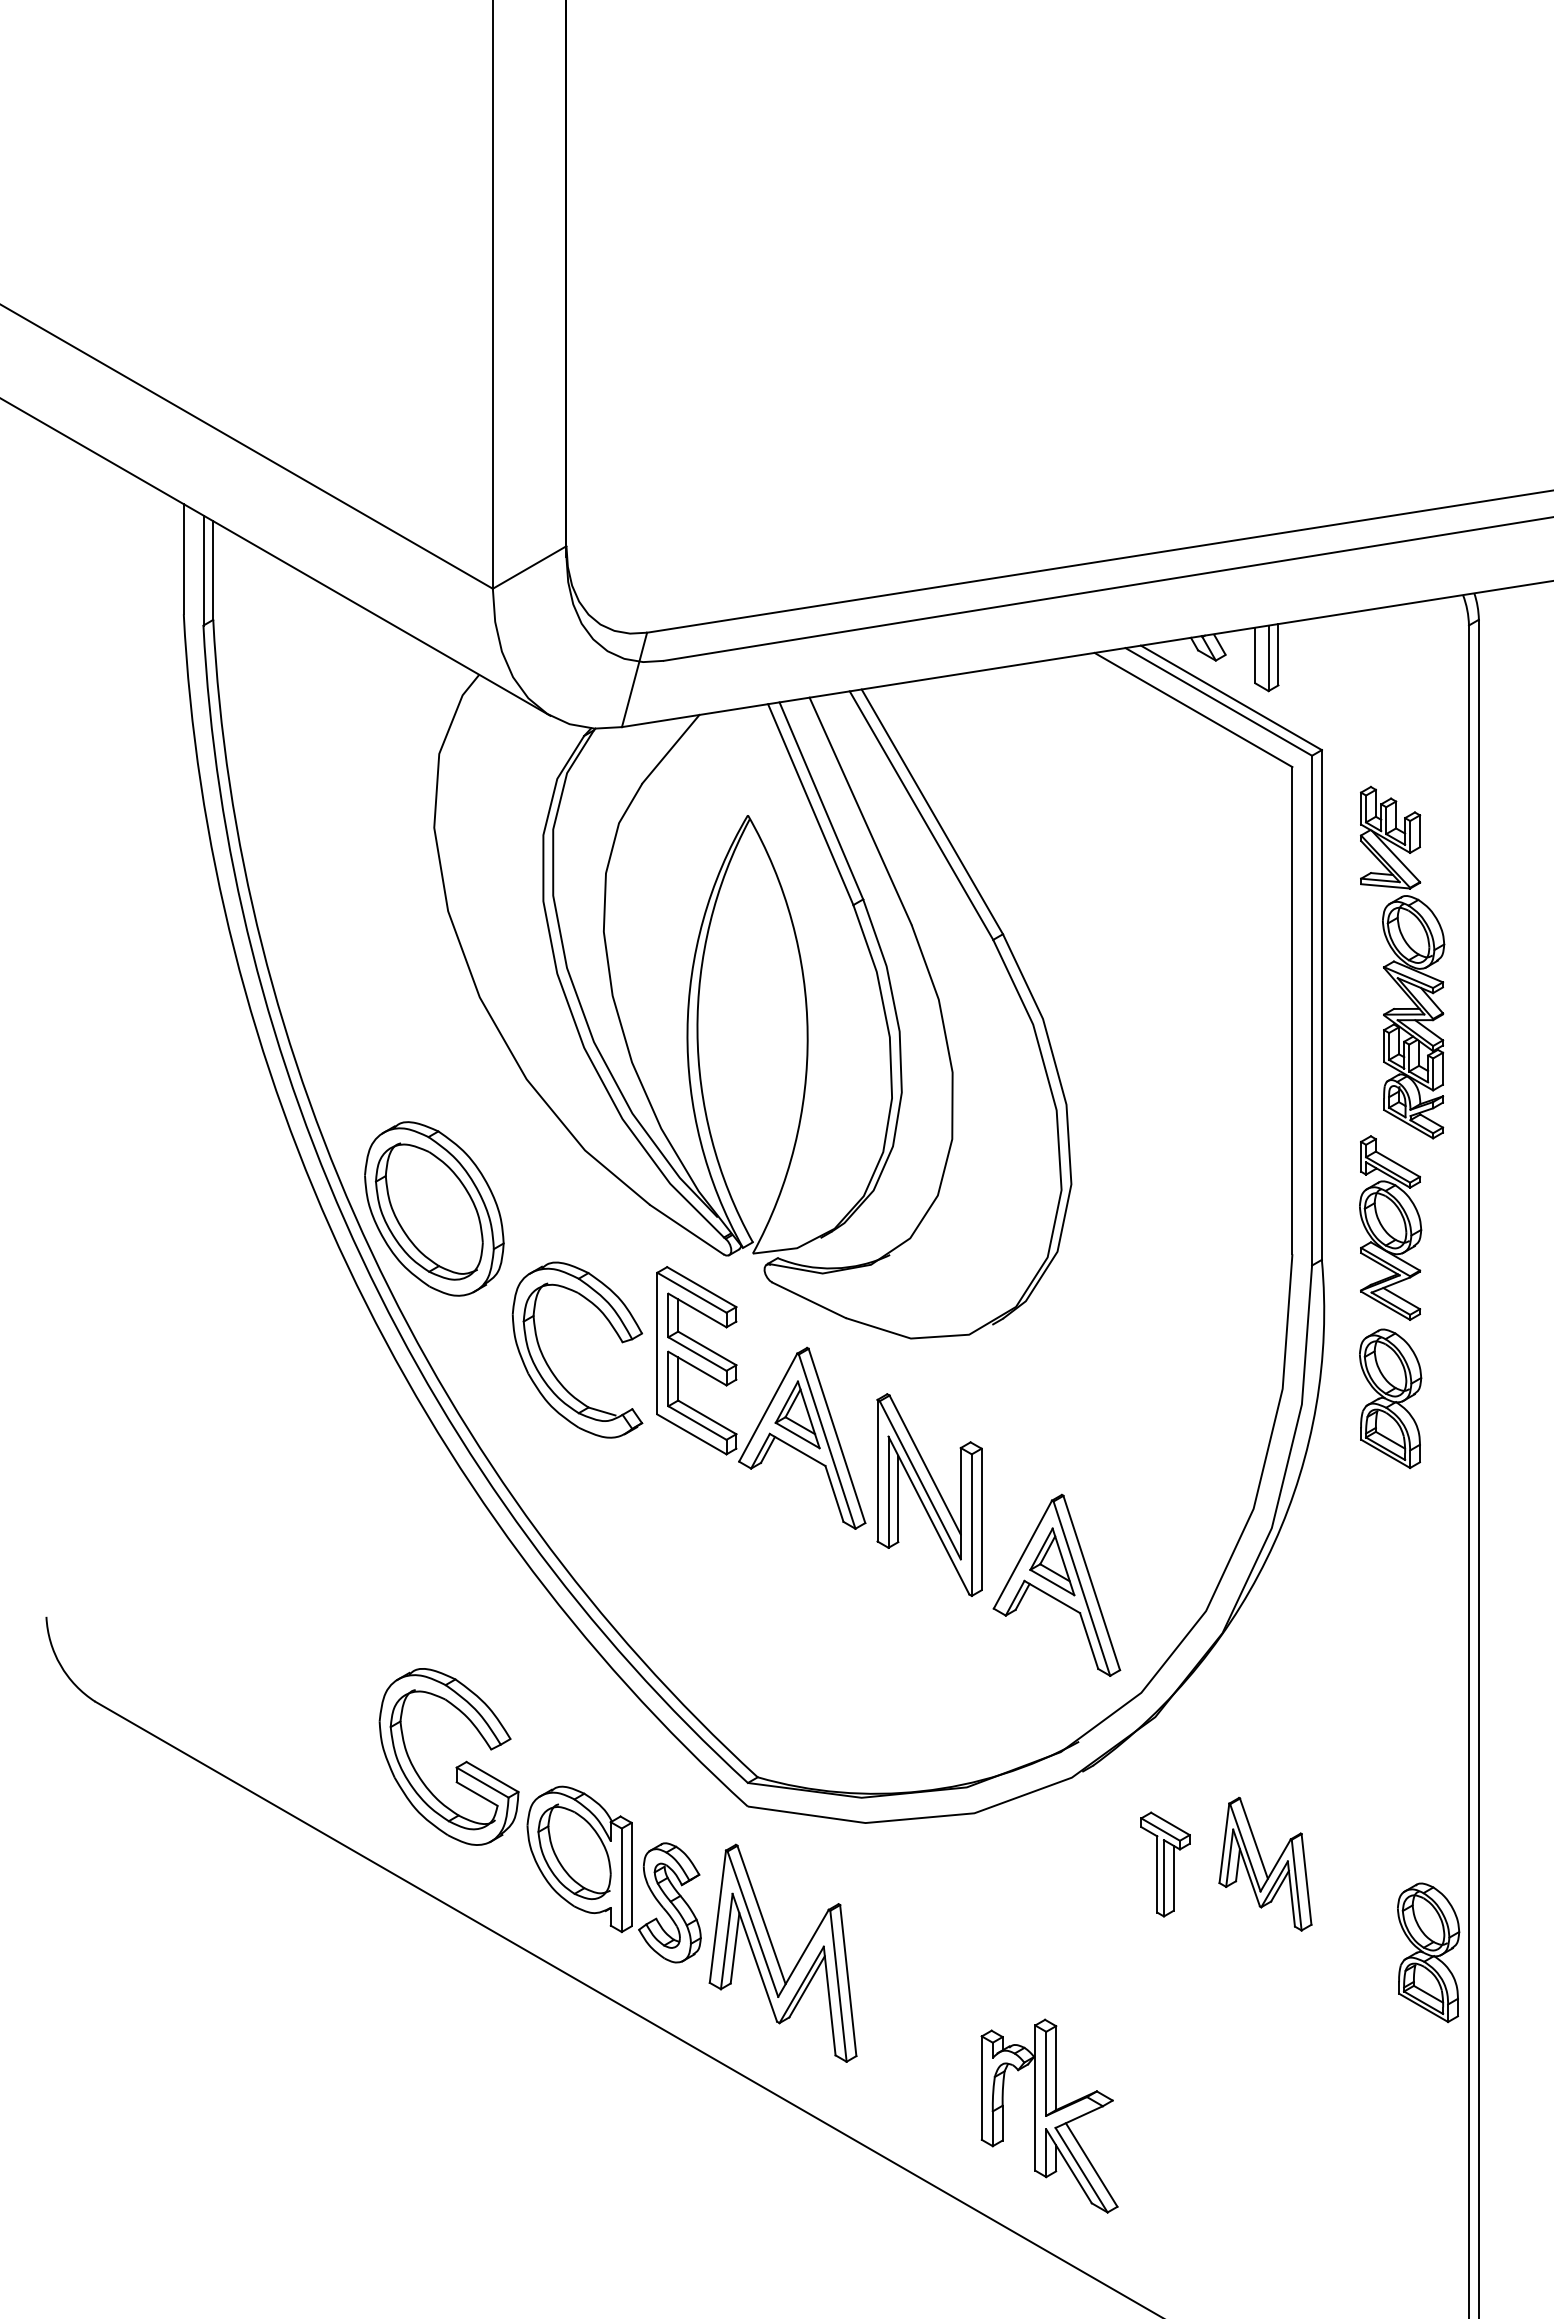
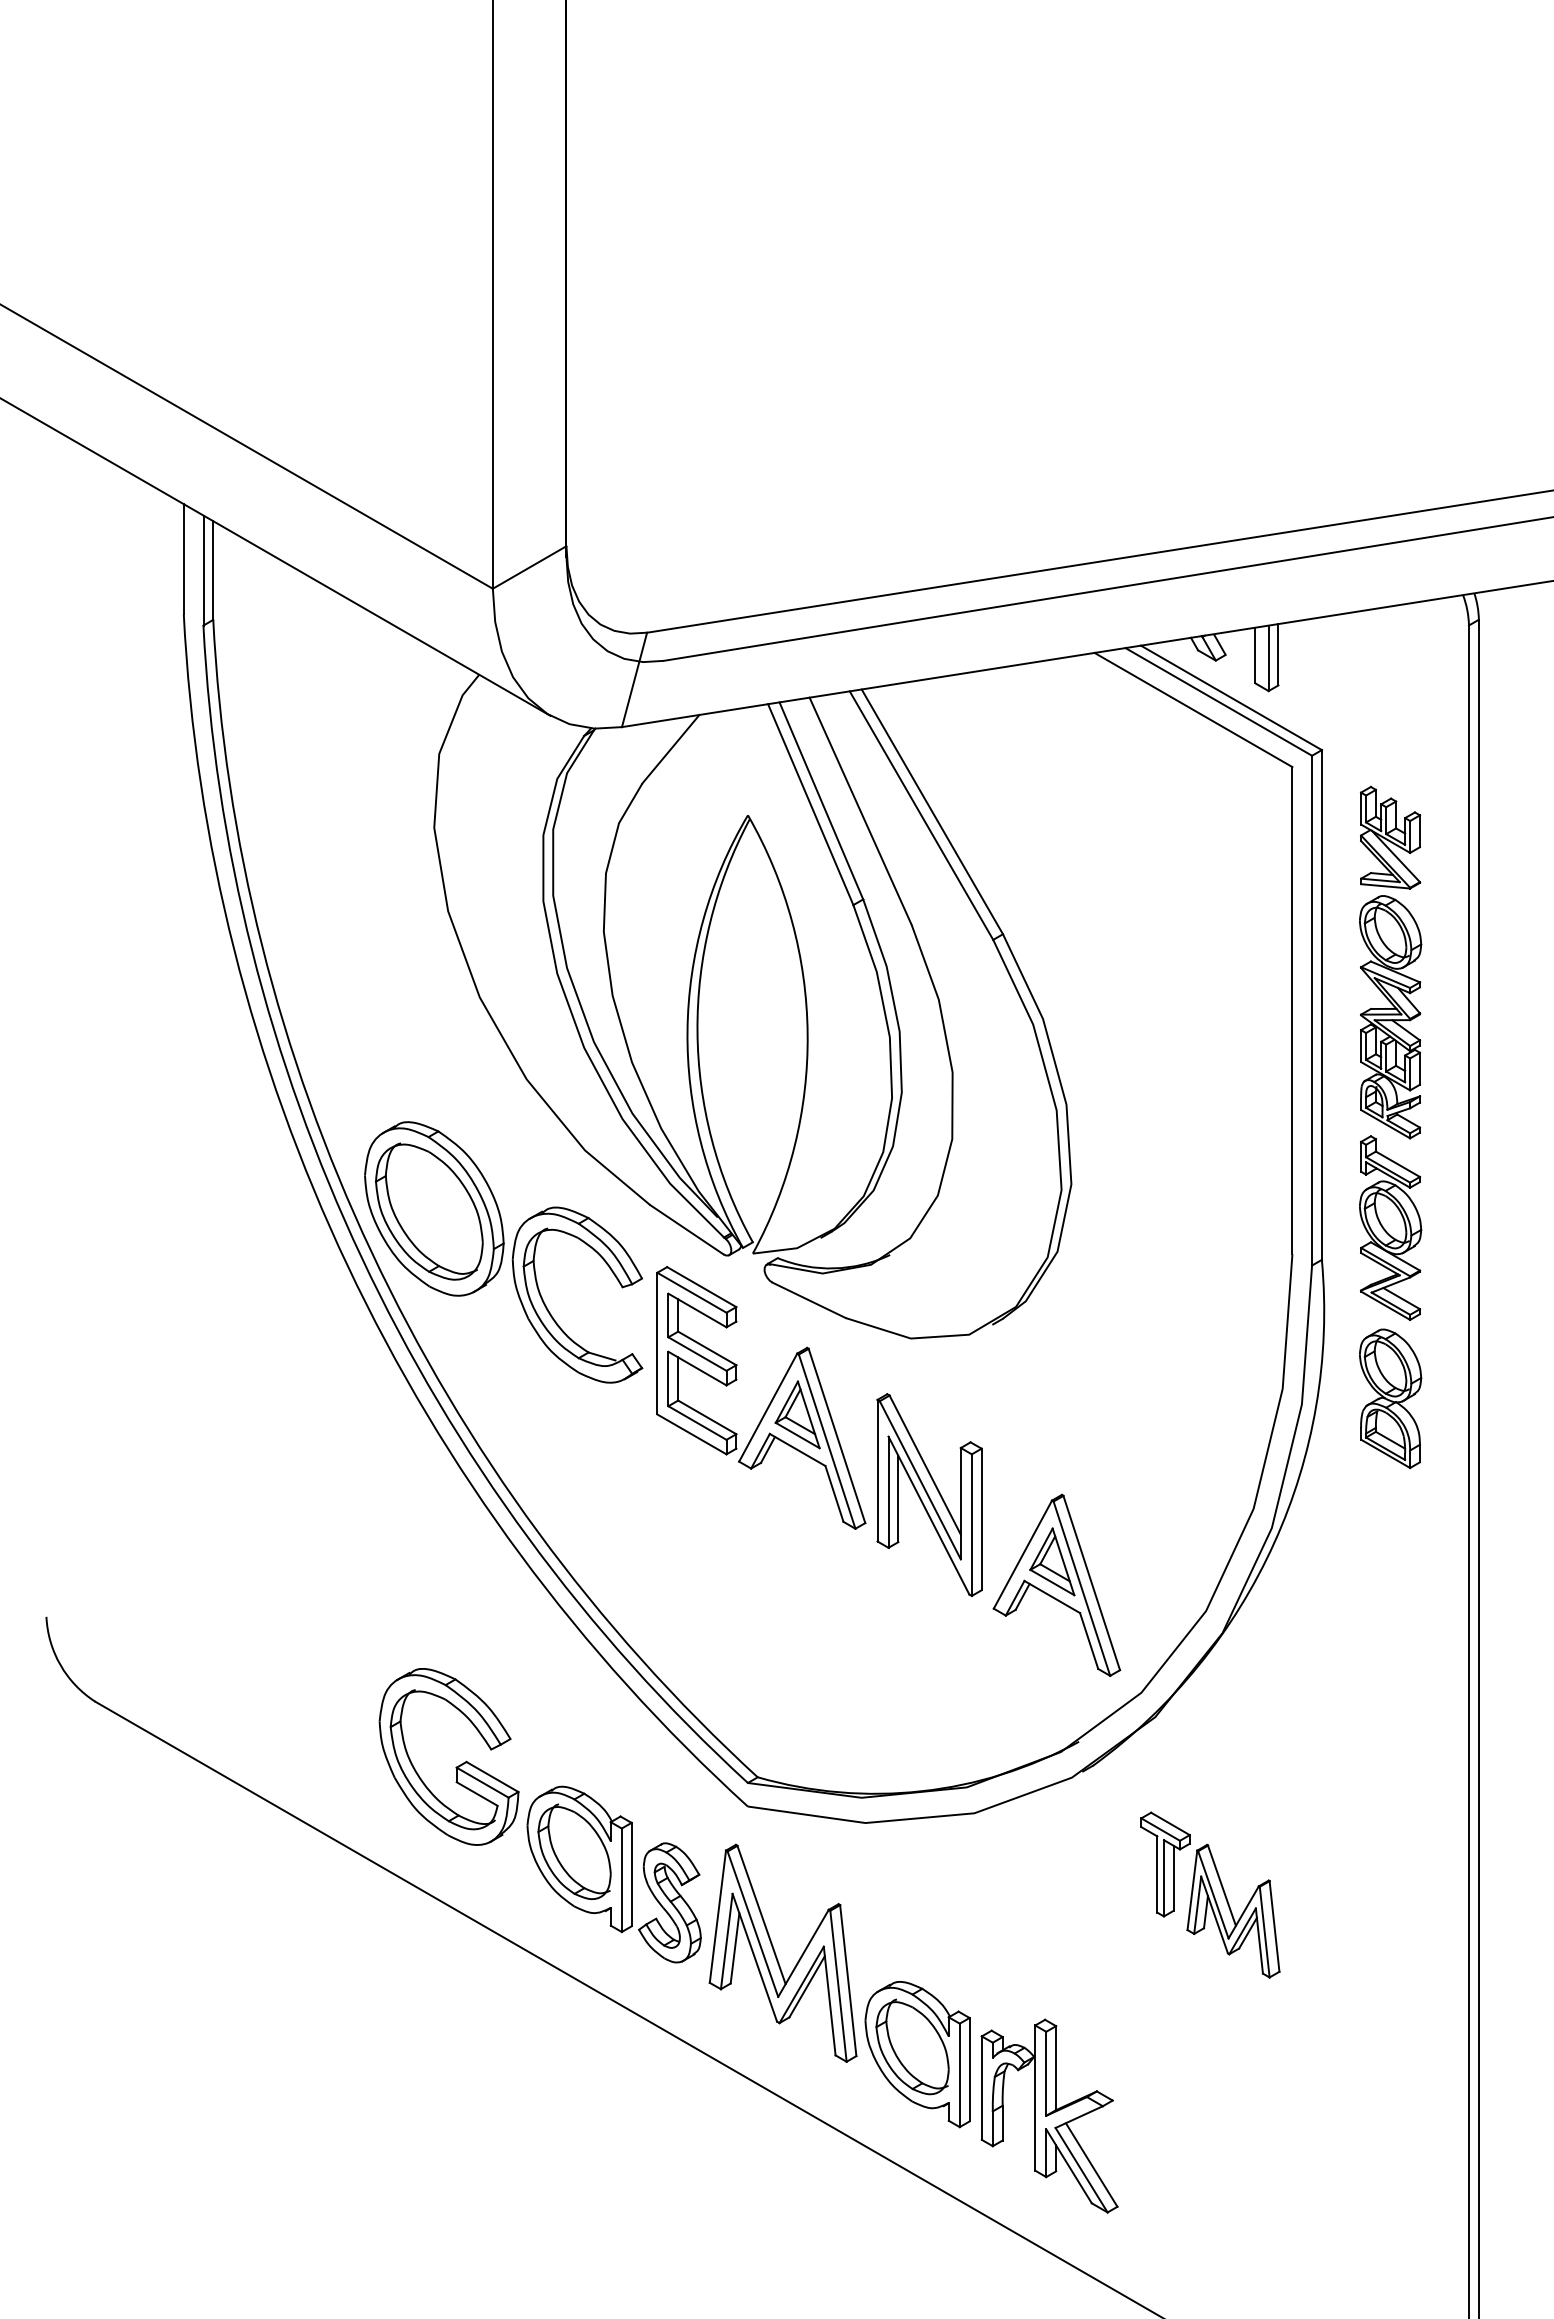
part position: (1413, 1017) -> (1390, 1017) (1390, 1017)
part position: (550, 1367) -> (550, 1312) (550, 1312)
part position: (1265, 1864) -> (1233, 1911) (1233, 1911)
part: present -> none (1428, 1952)
part: none -> present (917, 2054)
